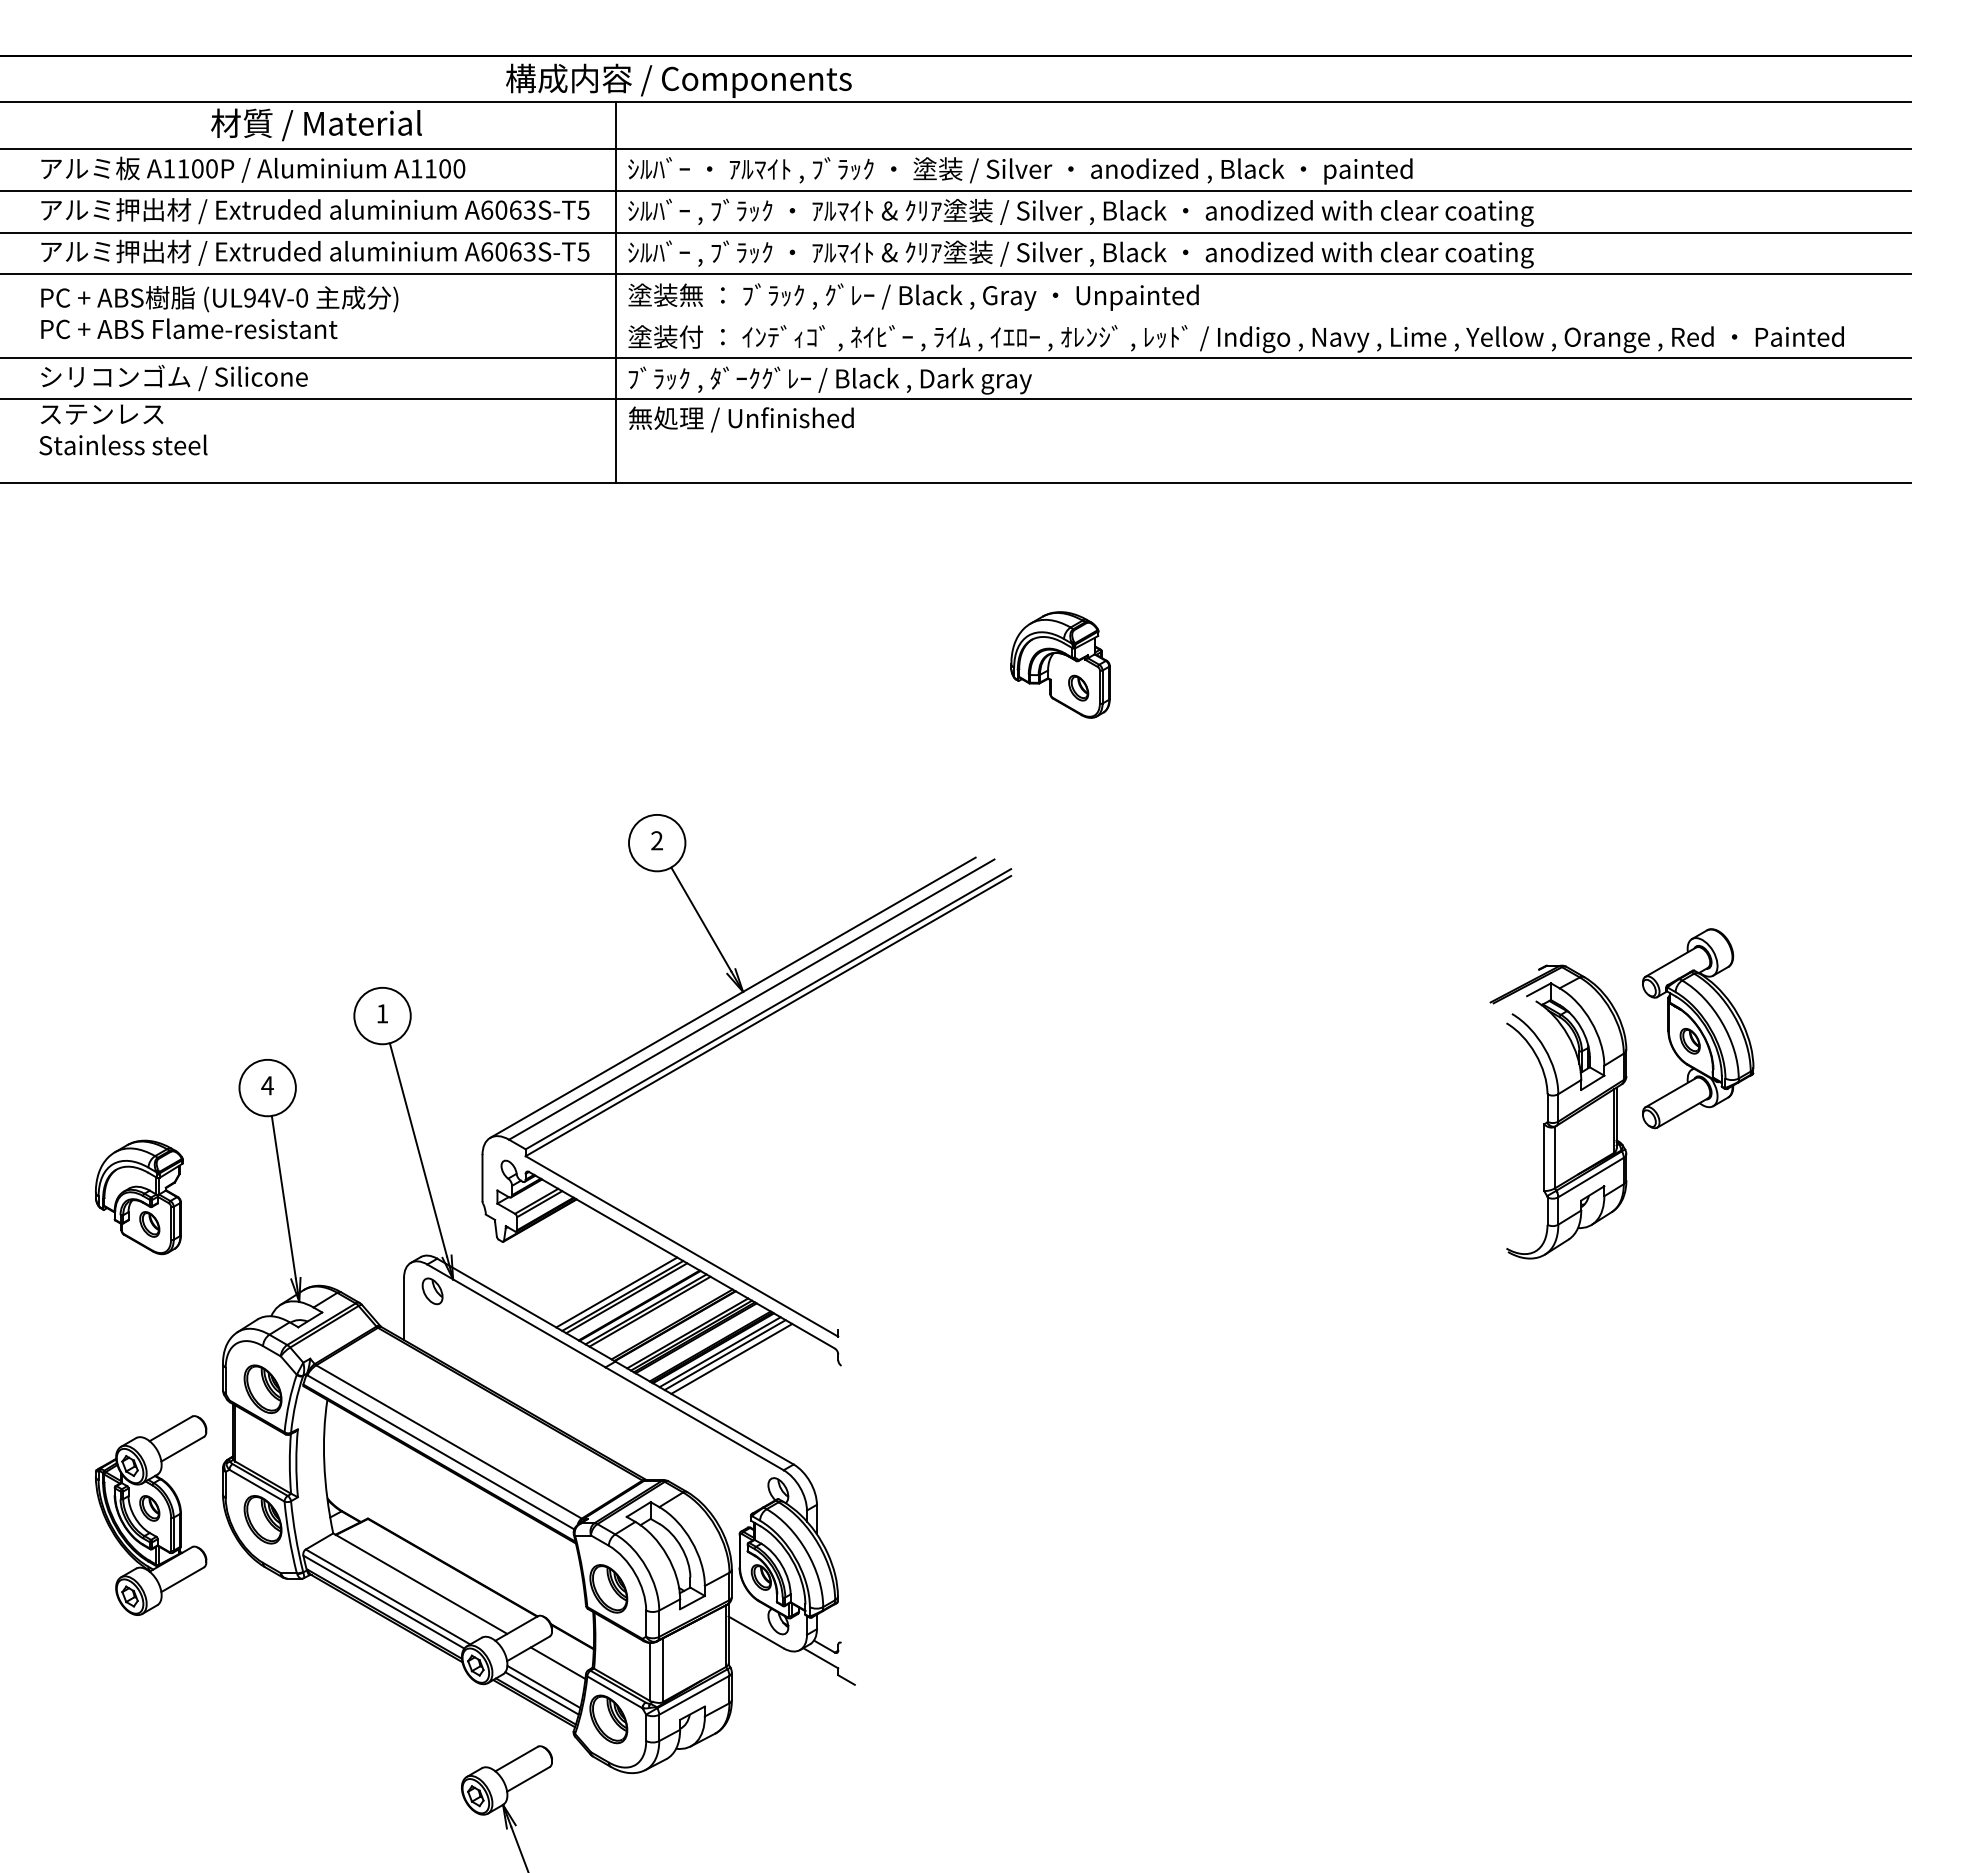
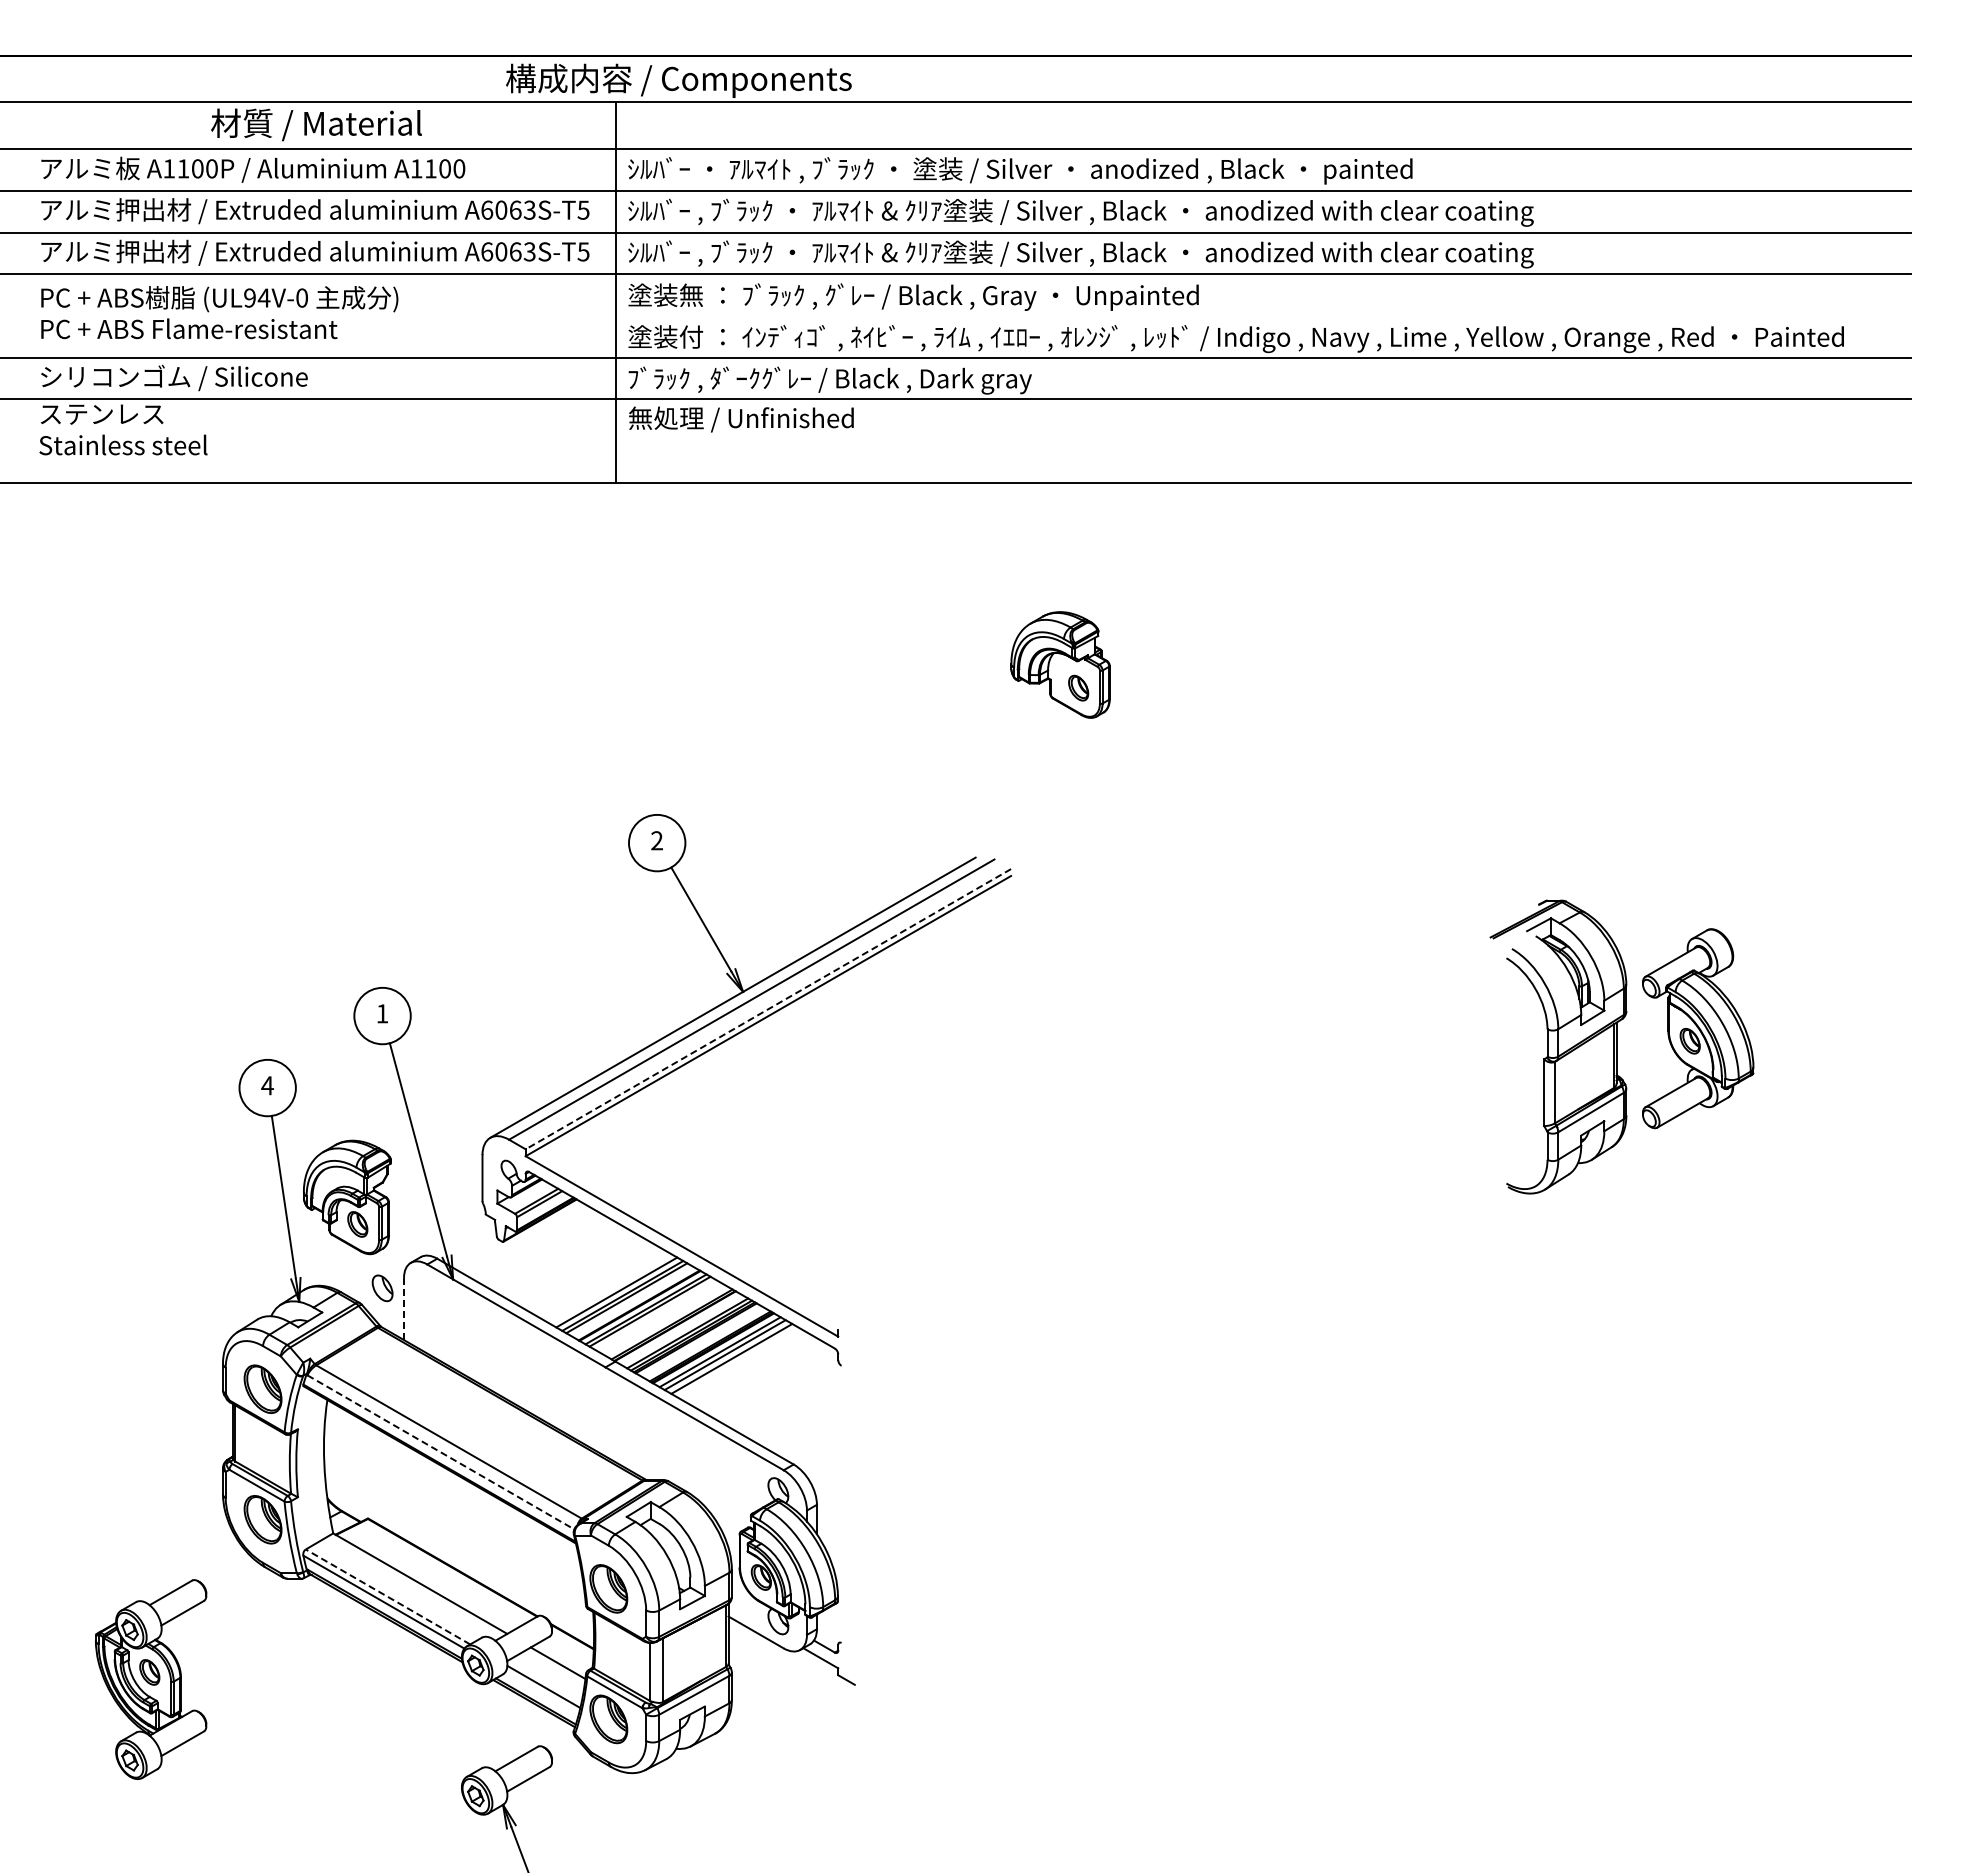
line: solid -> dashed (767, 1009)
part position: (1558, 1111) -> (1558, 1046) (1558, 1046)
part position: (139, 1197) -> (347, 1197) (347, 1197)
part position: (432, 1291) -> (382, 1288) (382, 1288)
line: solid -> dashed (404, 1309)
line: solid -> dashed (441, 1452)
part position: (151, 1515) -> (151, 1679) (151, 1679)
line: solid -> dashed (388, 1596)
line: present -> none (541, 1693)
